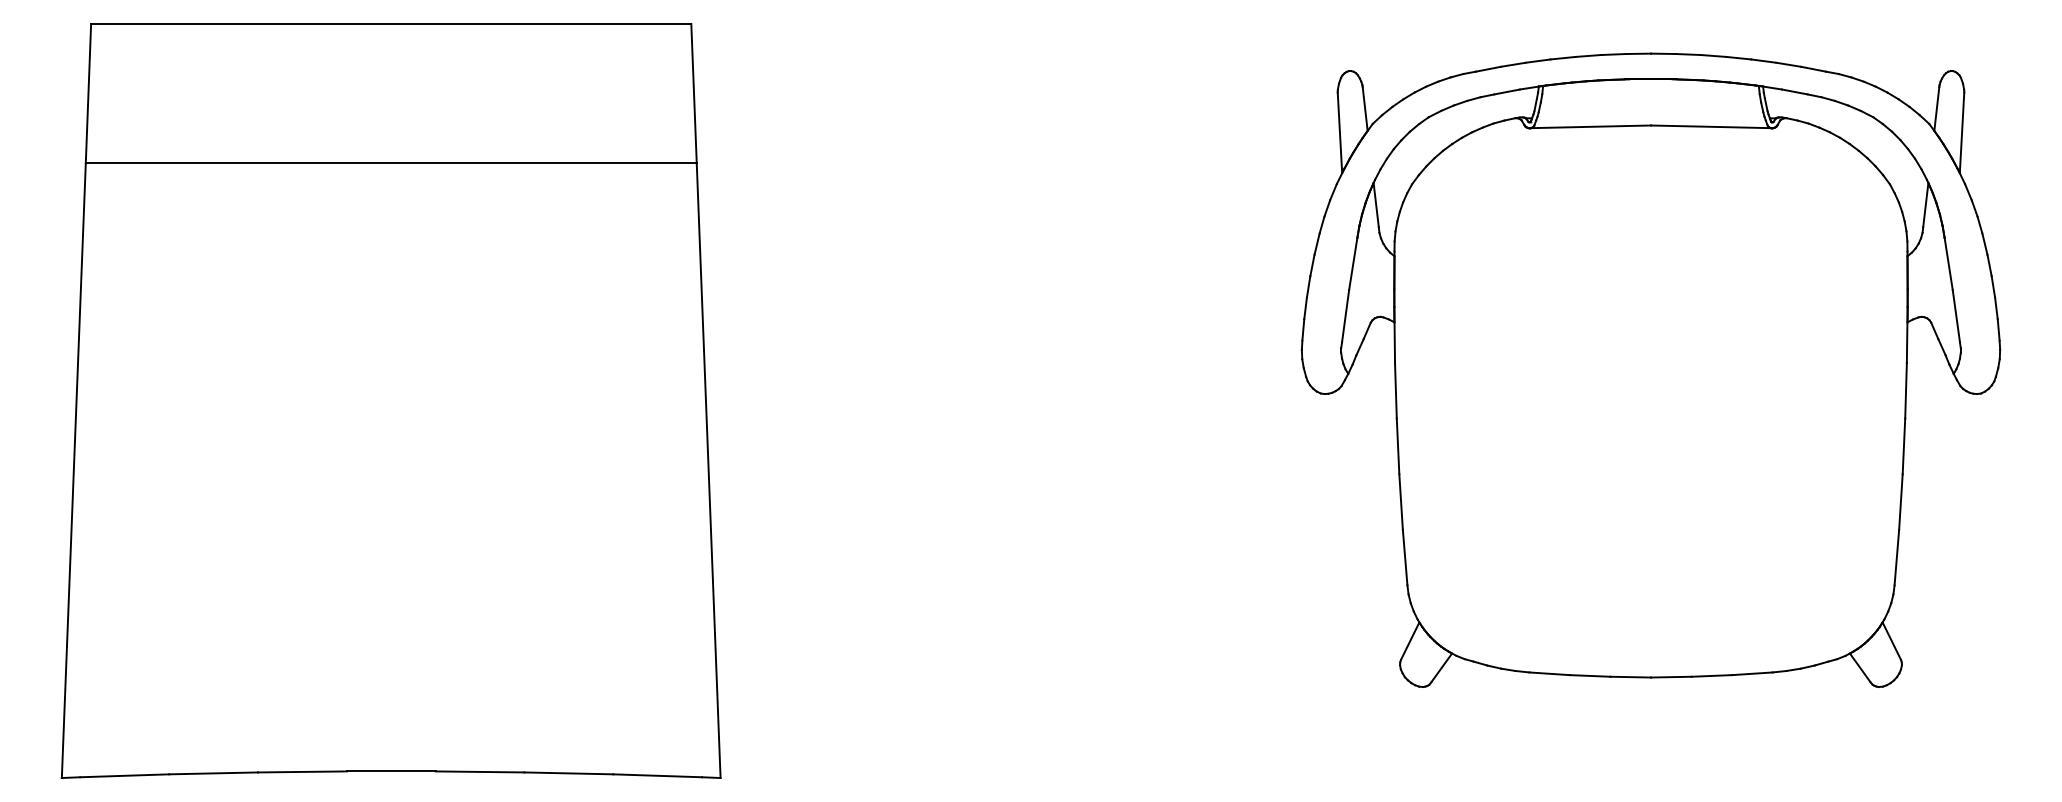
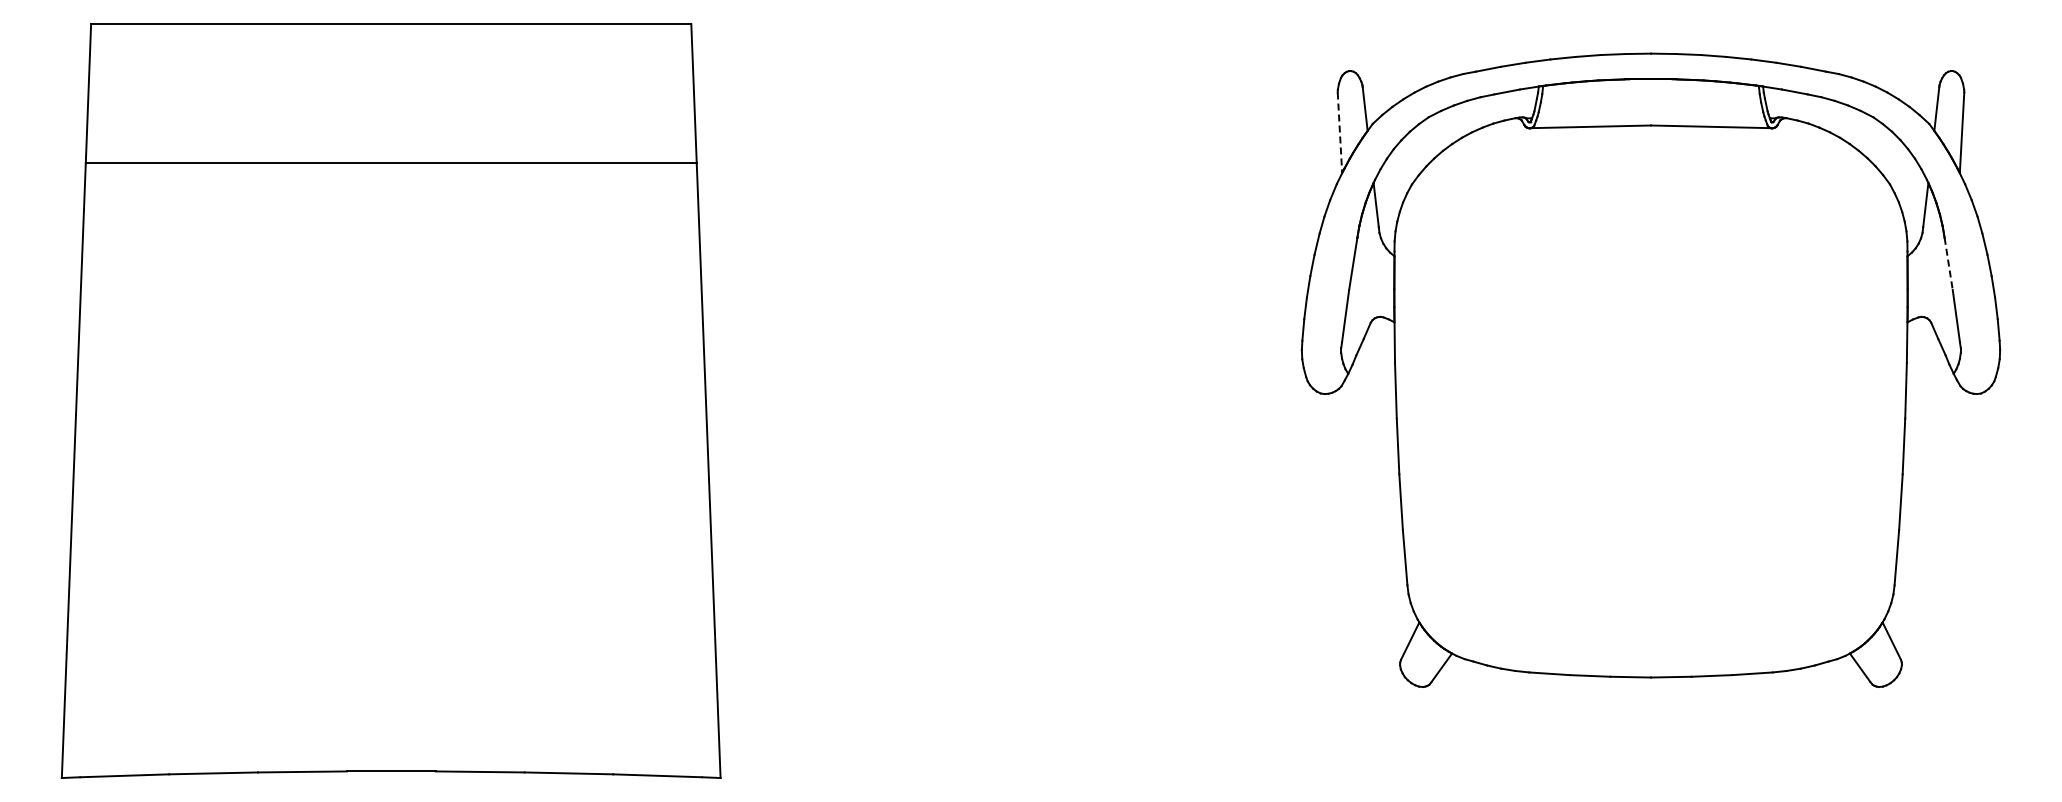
line: solid -> dashed (1339, 133)
line: solid -> dashed (1948, 264)
